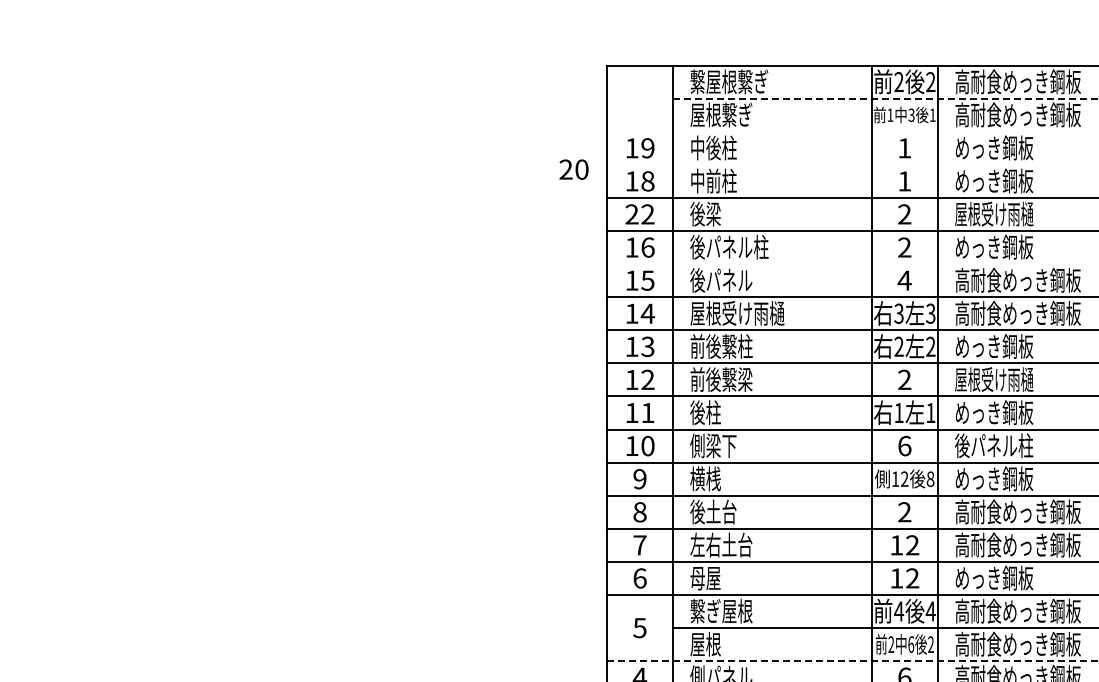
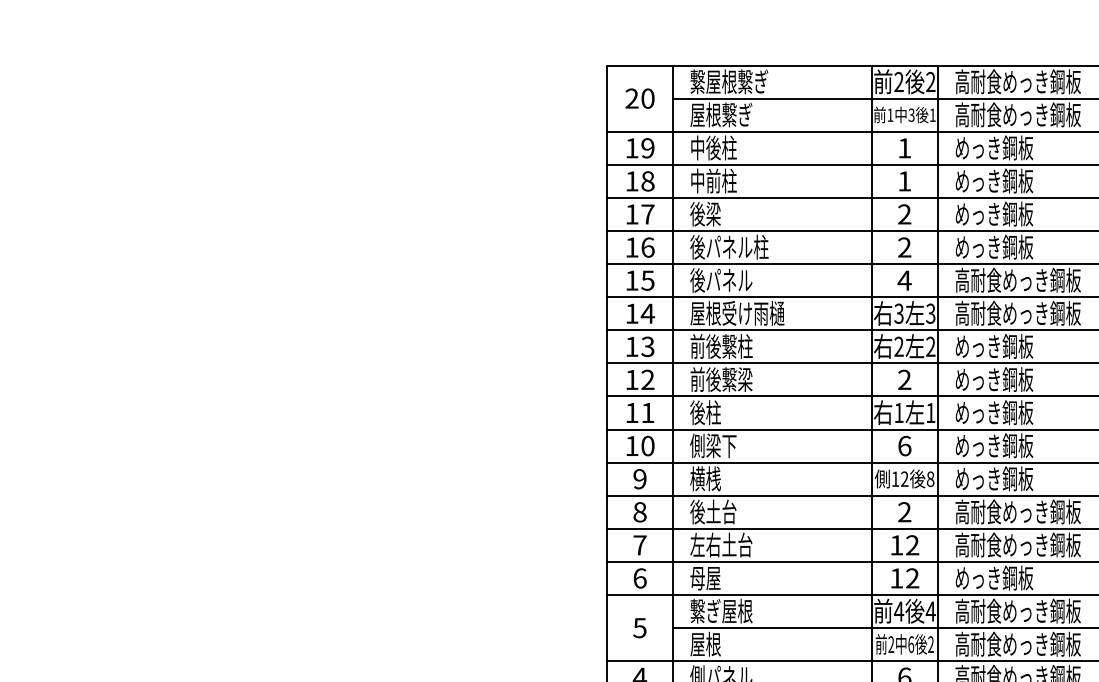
line: dashed -> solid (886, 98)
line: none -> present (851, 131)
line: none -> present (851, 164)
text position: (573, 169) -> (639, 98) (639, 98)
text: 屋根受け雨樋 -> めっき鋼板 (994, 213)
text: 22 -> 17 (639, 214)
line: none -> present (851, 264)
text: 屋根受け雨樋 -> めっき鋼板 (994, 379)
text: 後パネル柱 -> めっき鋼板 (994, 445)
line: dashed -> solid (852, 661)
